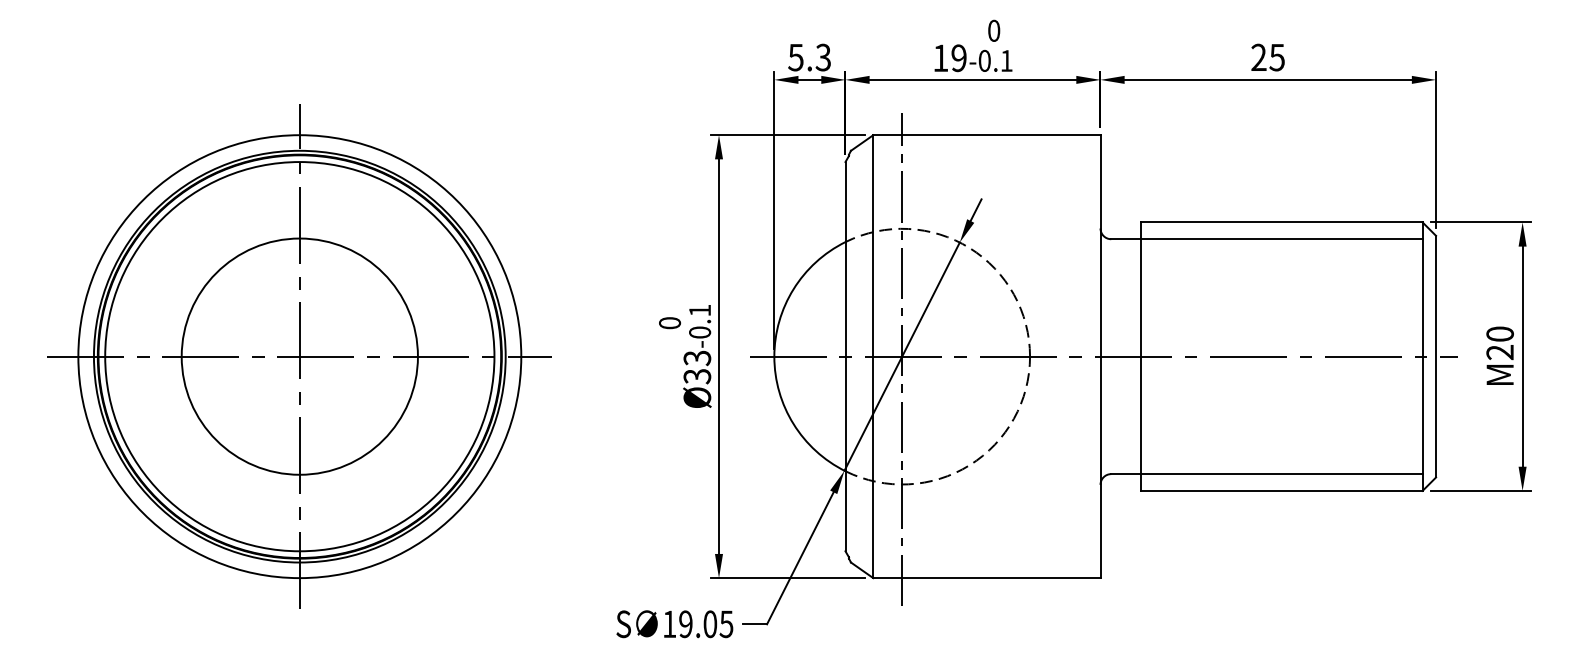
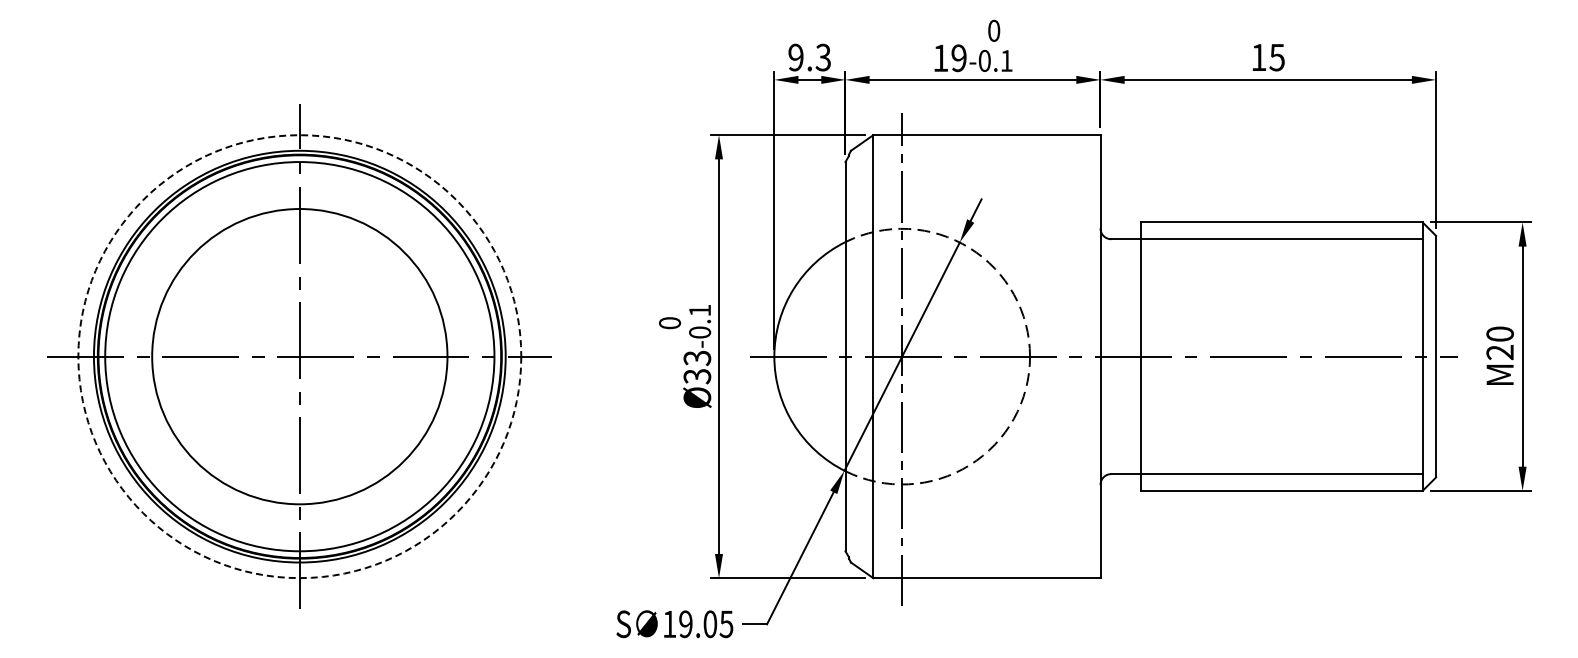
text: 25 -> 15 (1258, 56)
text: 5.3 -> 9.3 (795, 57)
circle diameter: 236 px -> 295 px (299, 356)
circle: solid -> dashed (299, 356)
